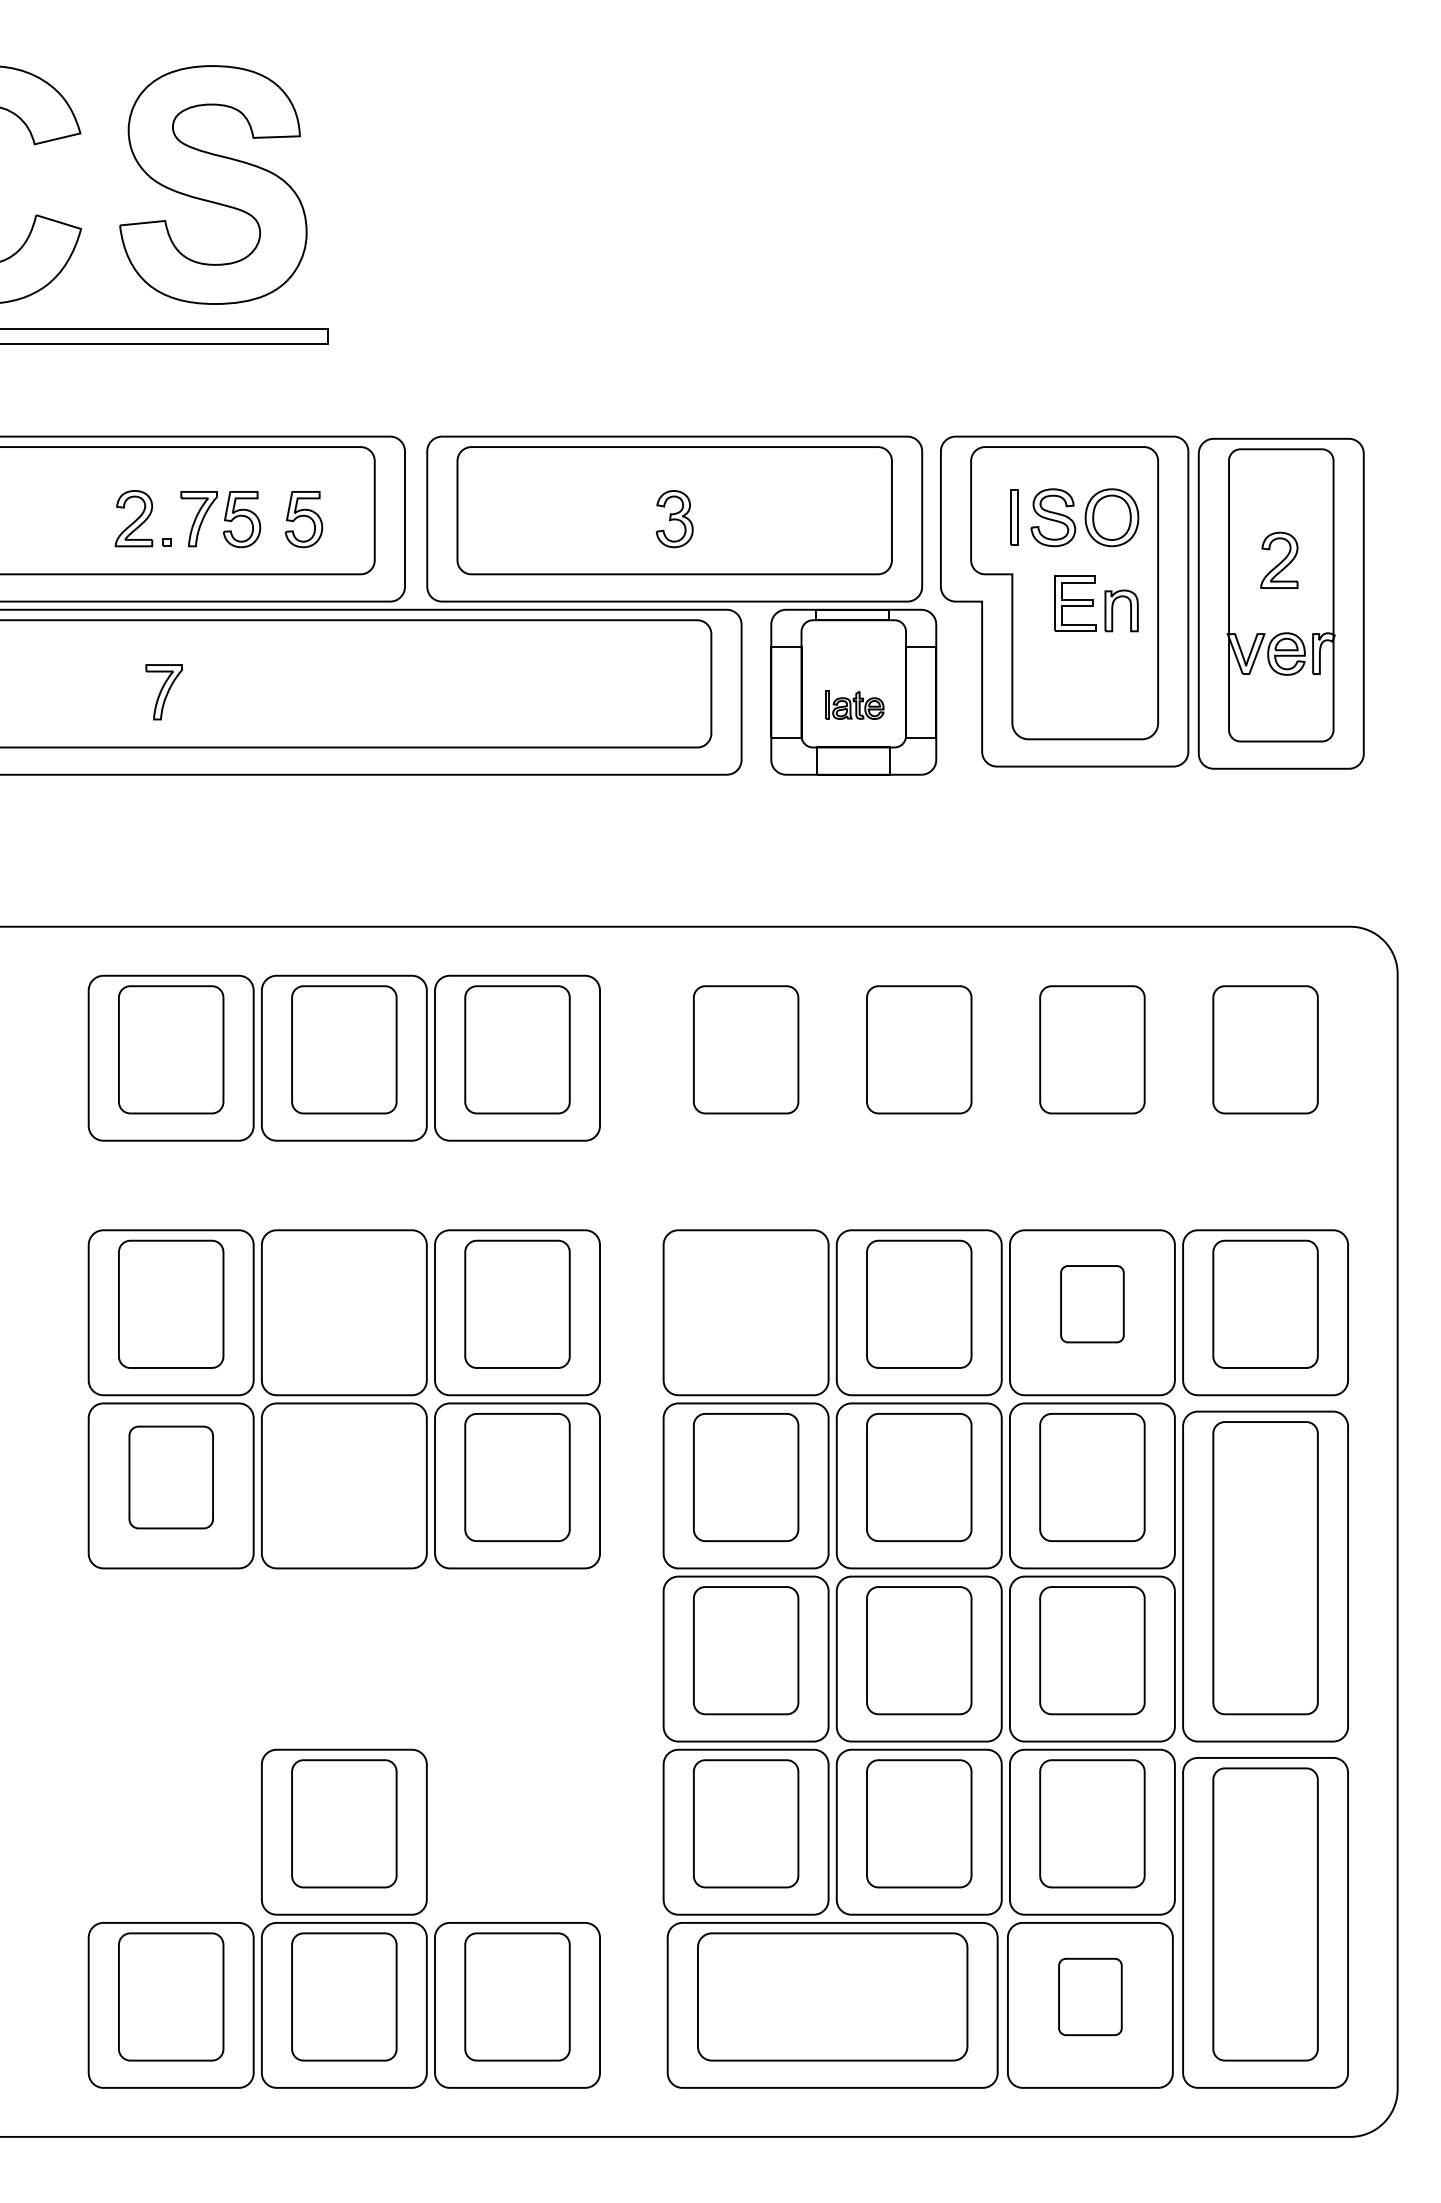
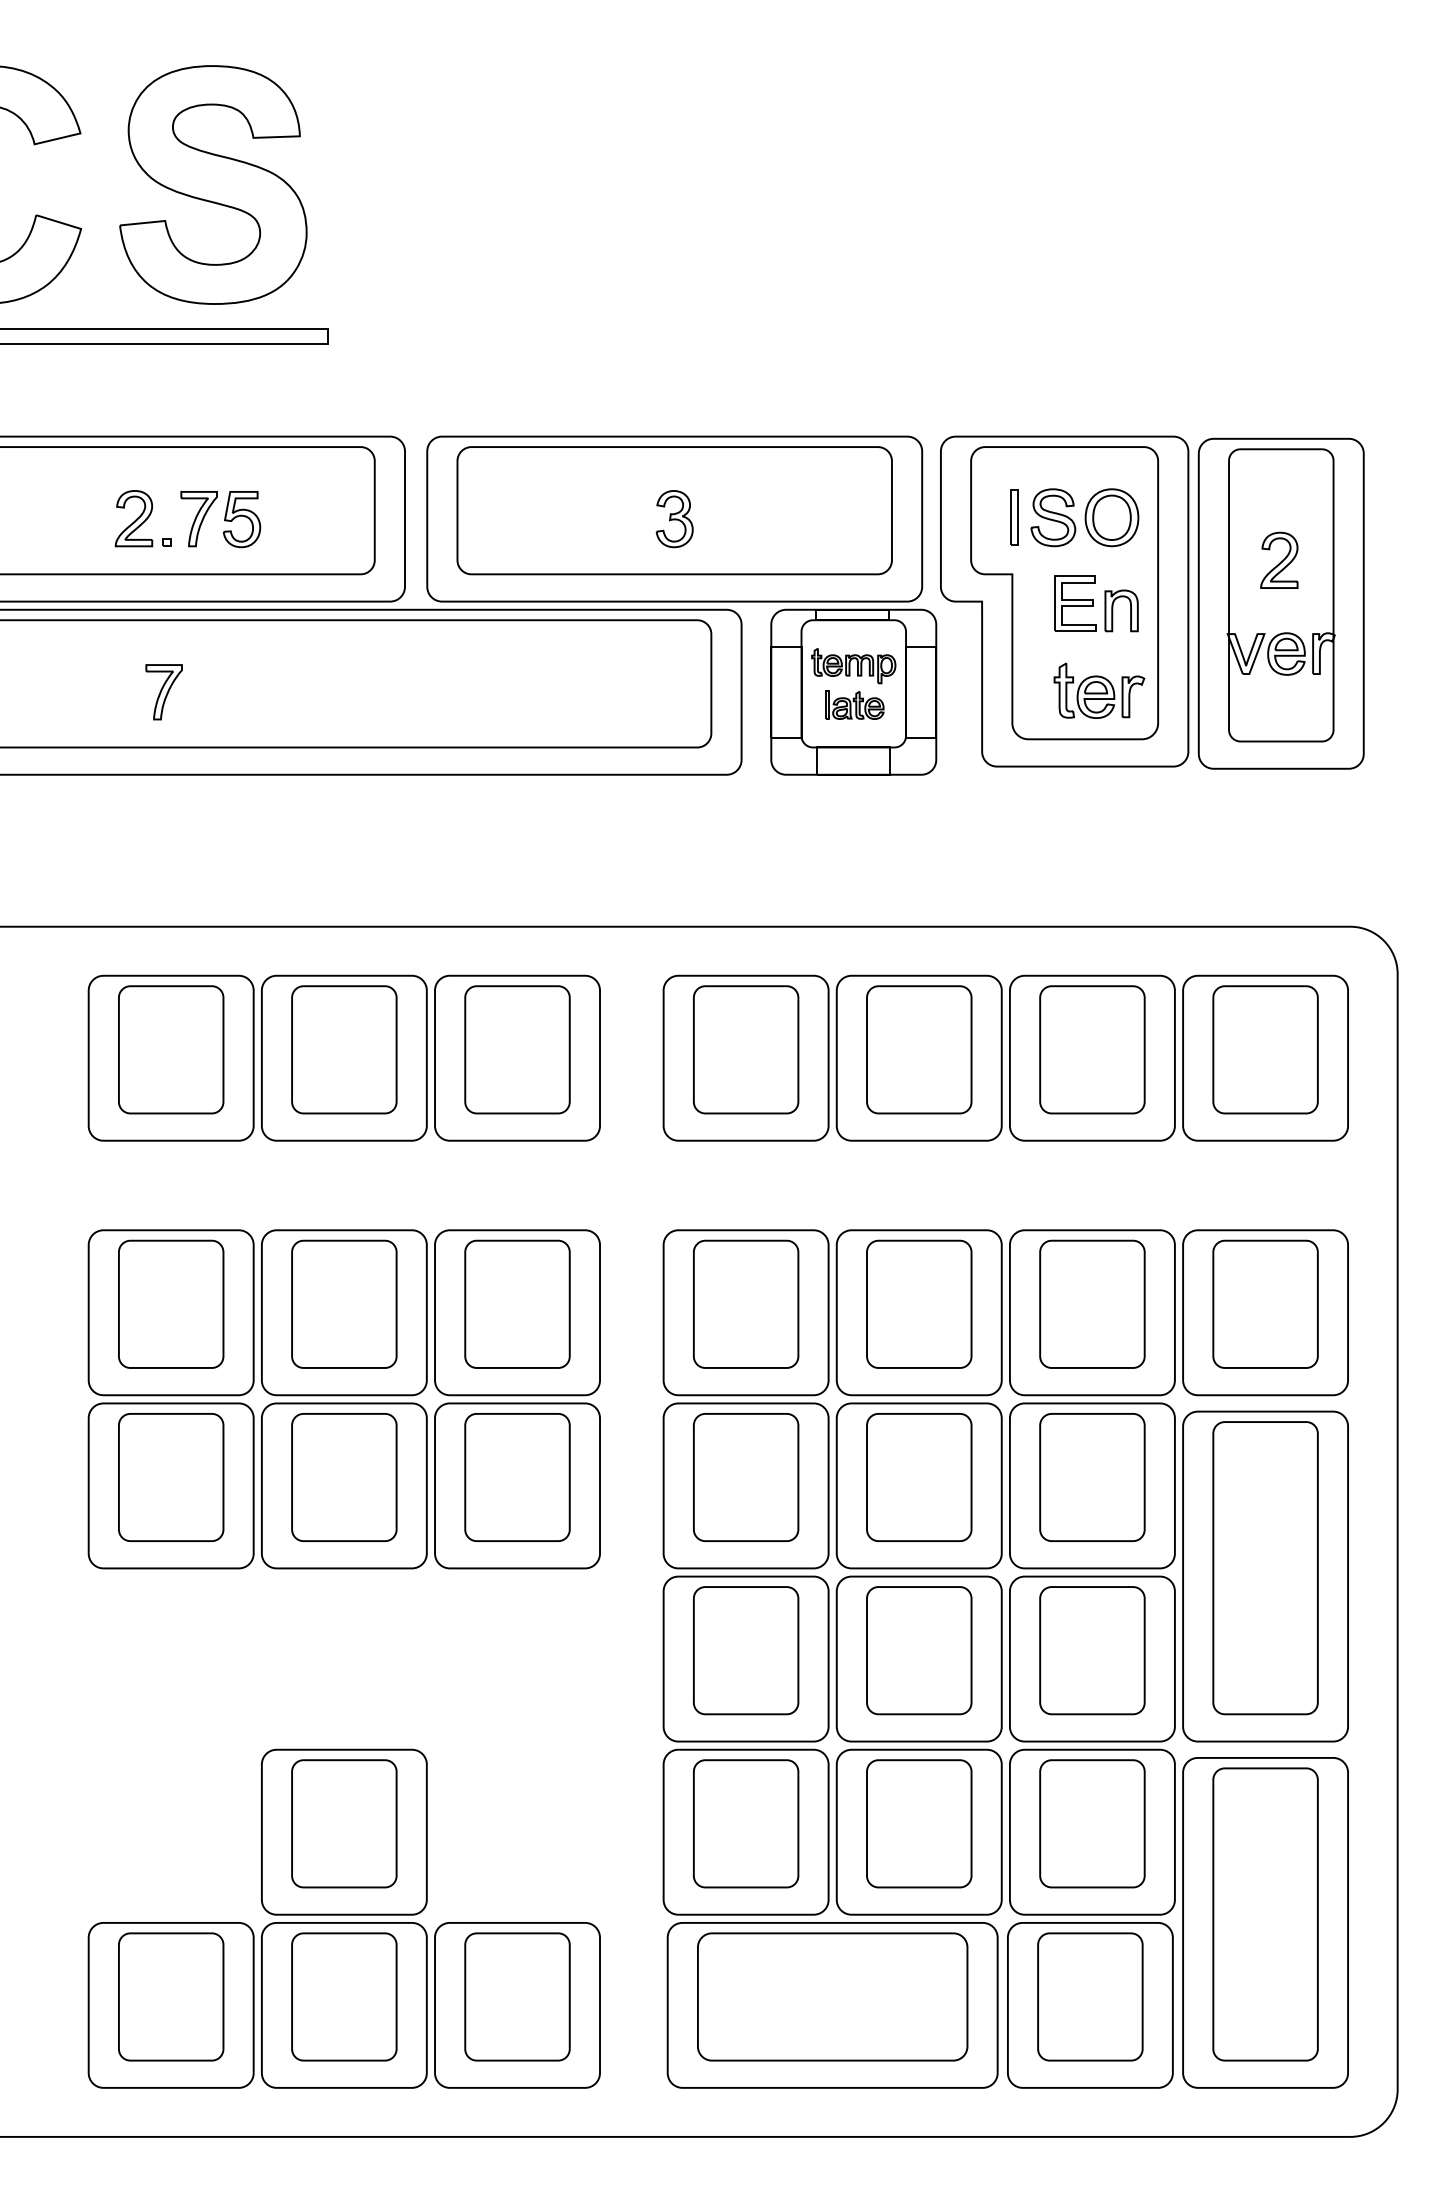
part: present -> none (303, 519)
part: none -> present (853, 666)
part: none -> present (1099, 690)
part: none -> present (1005, 1057)
part: none -> present (344, 1303)
part: none -> present (746, 1303)
part size: 65x79 px -> 107x130 px (1092, 1303)
part size: 86x105 px -> 107x129 px (171, 1477)
part: none -> present (344, 1477)
part size: 65x80 px -> 107x130 px (1090, 1996)
